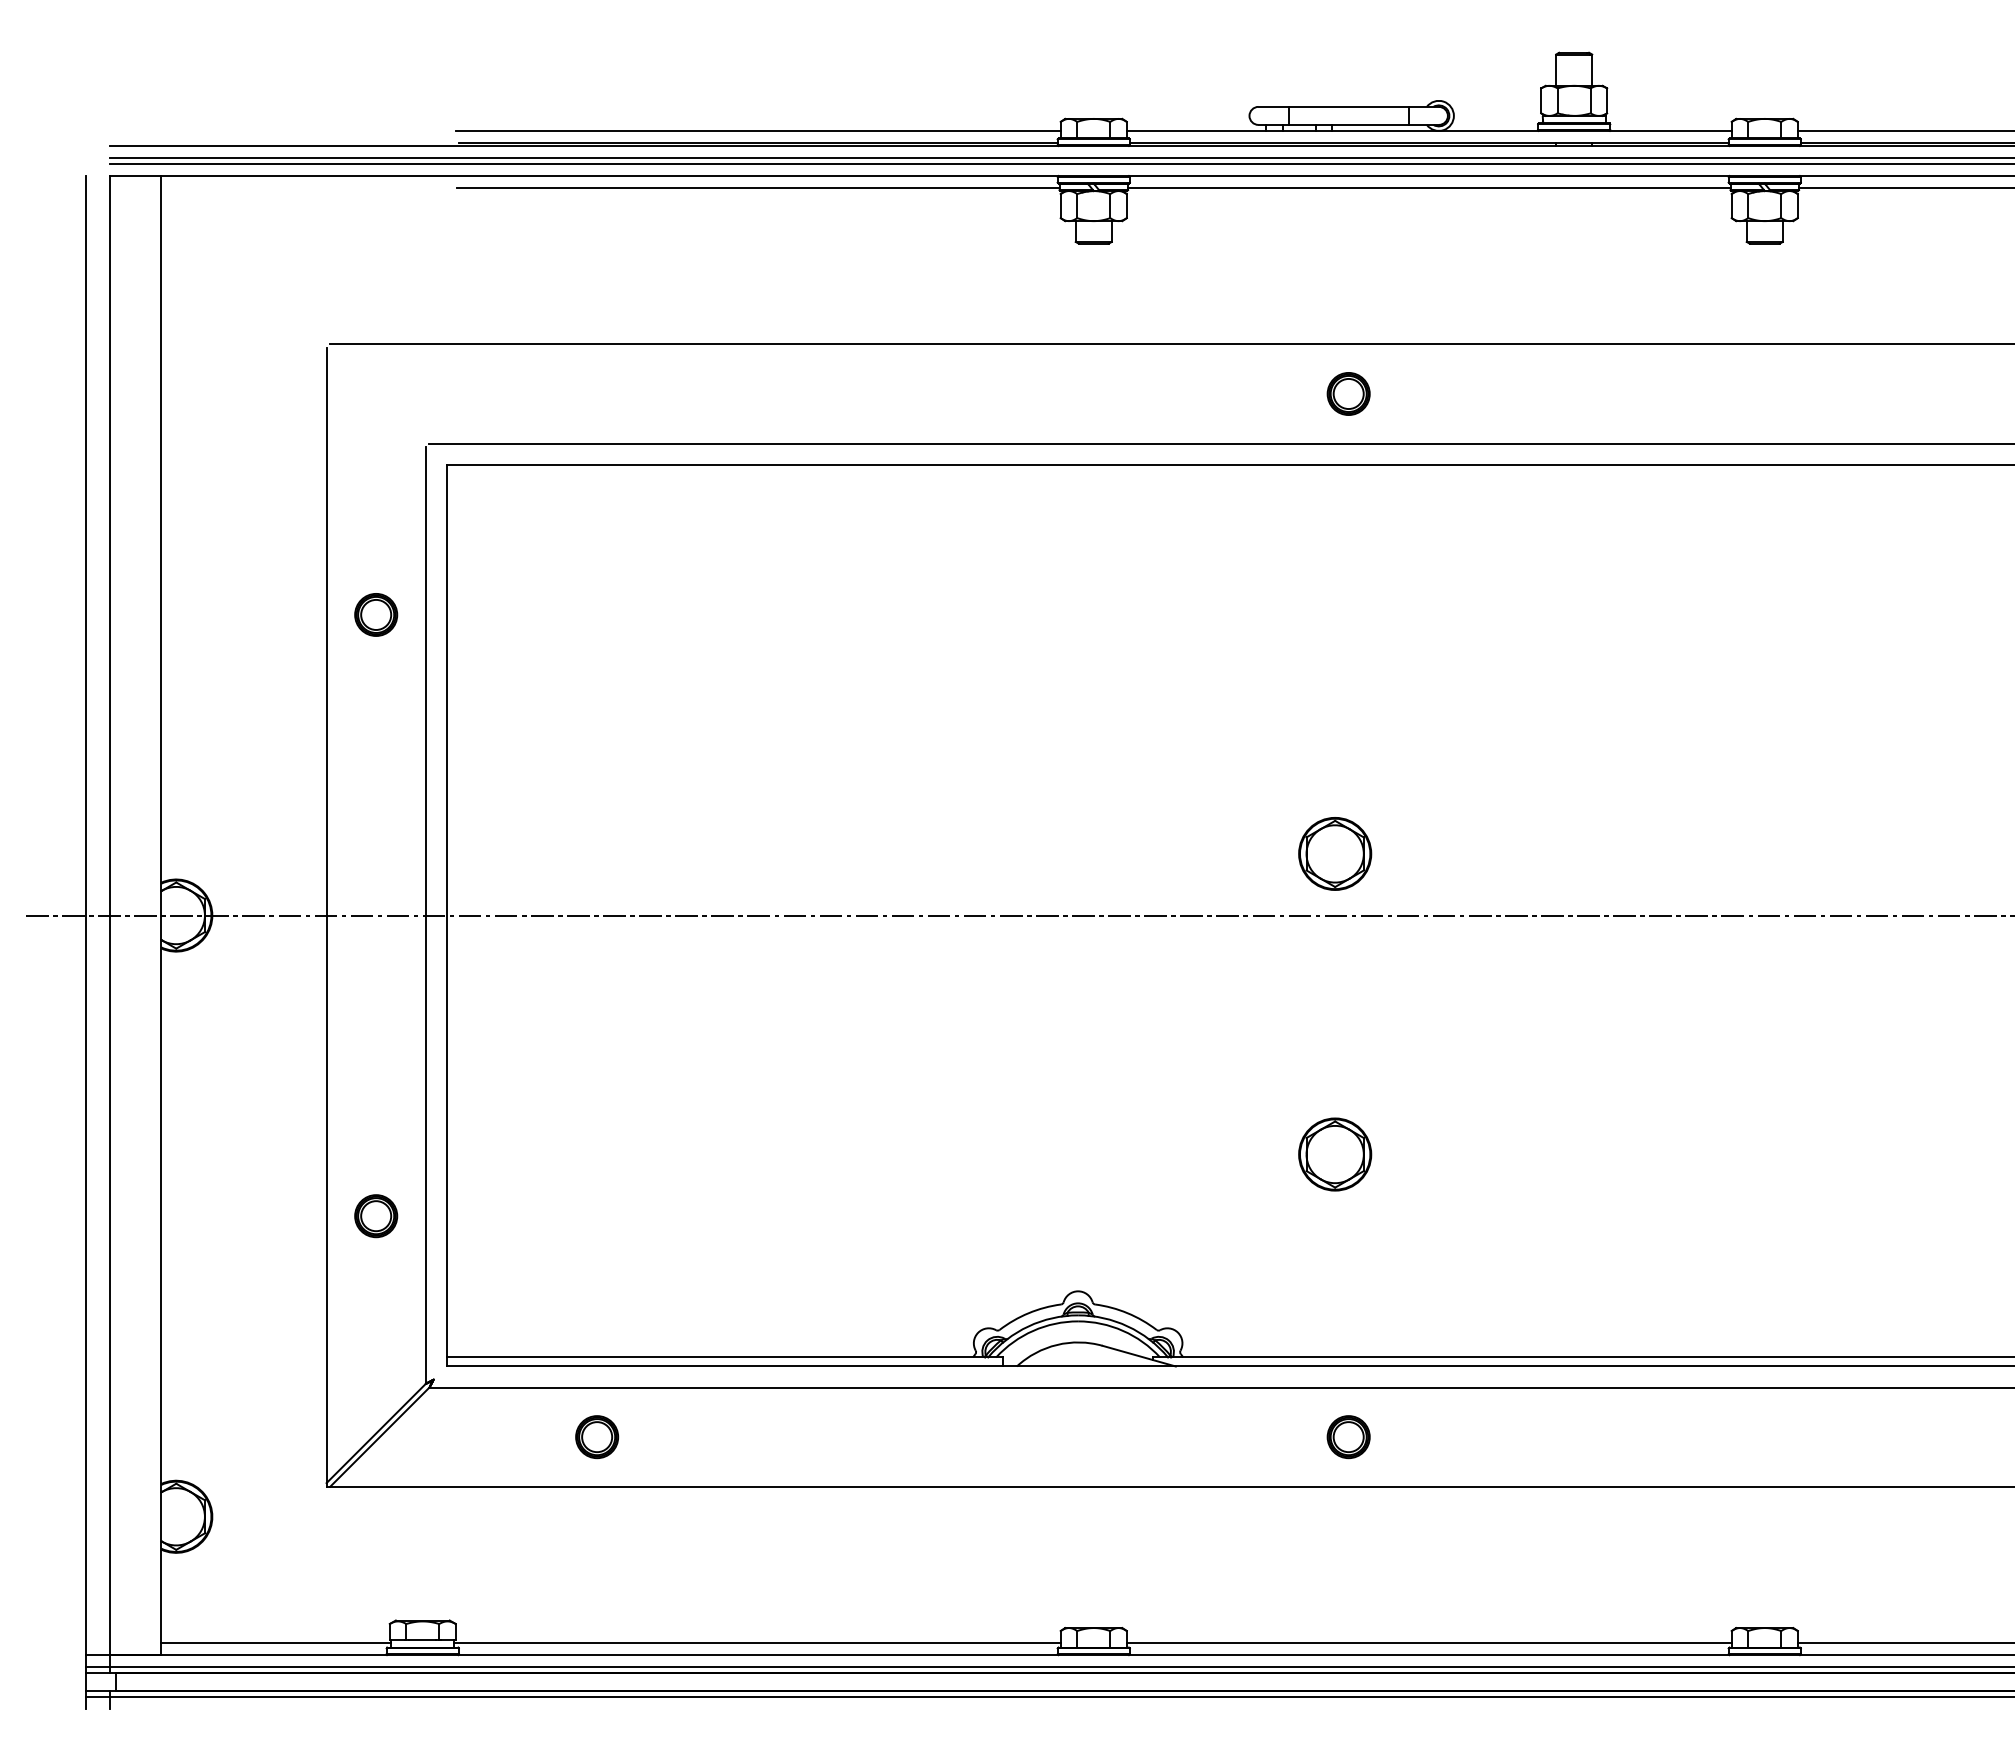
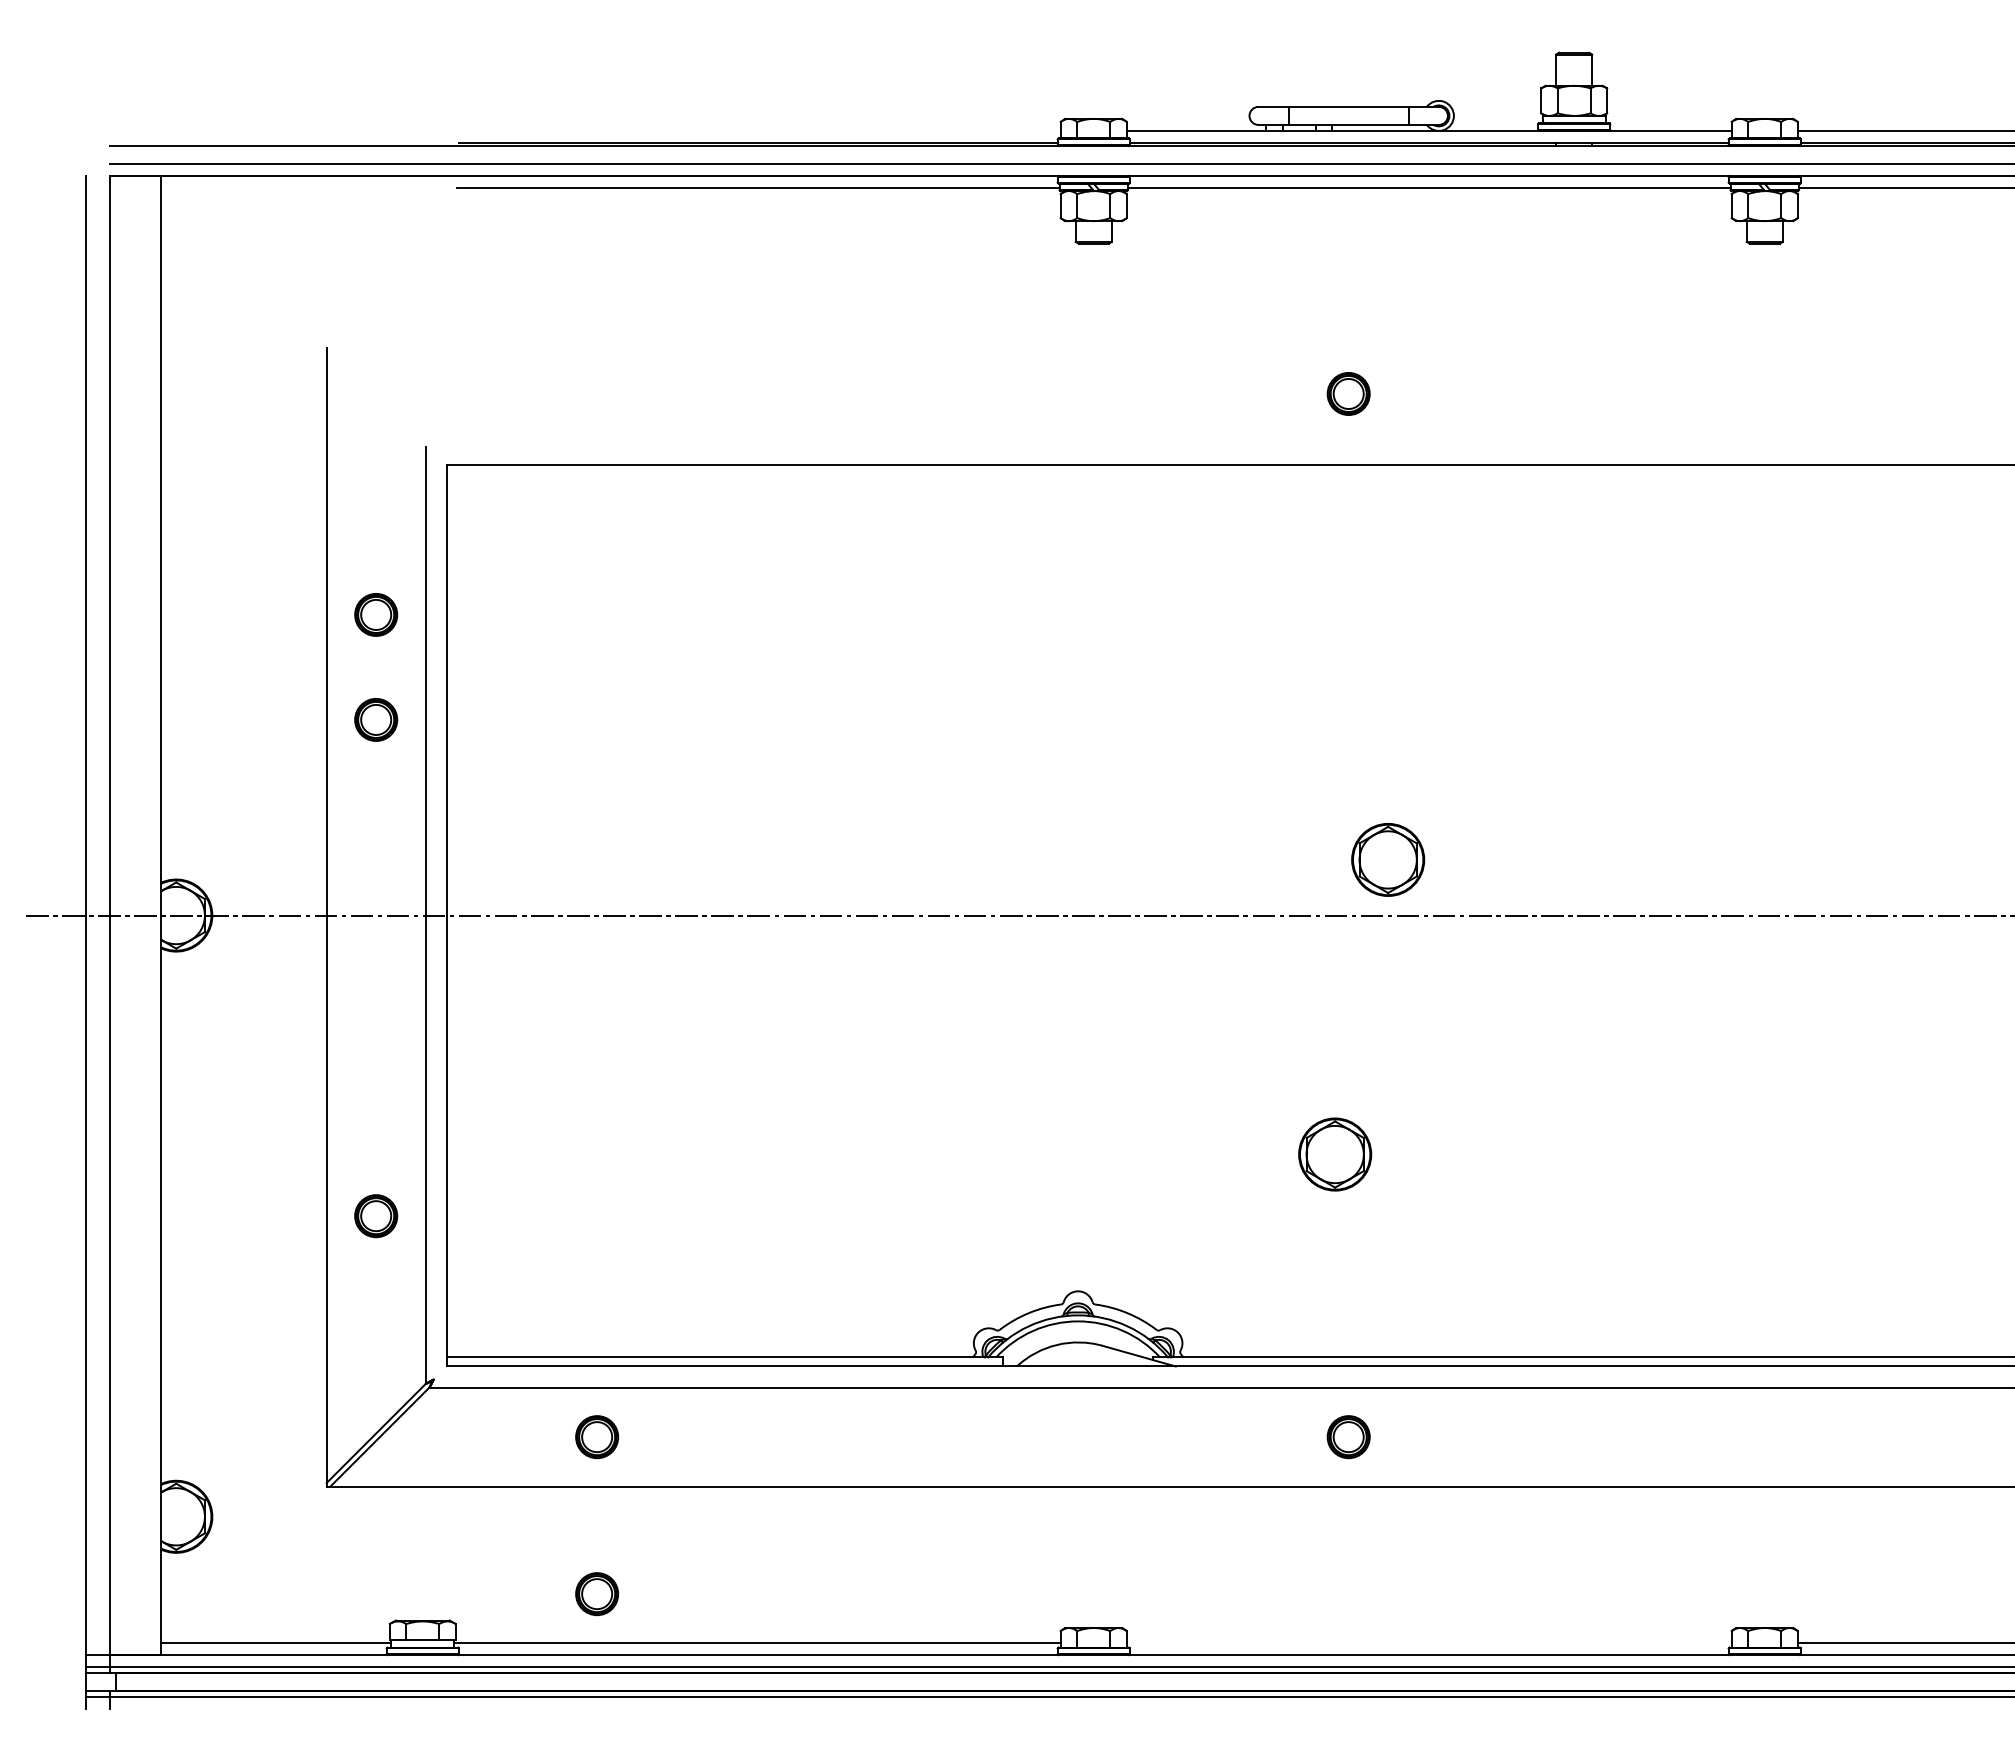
line: present -> none (757, 130)
line: present -> none (1060, 158)
line: present -> none (1170, 344)
line: present -> none (1220, 443)
part: none -> present (376, 719)
part position: (1335, 853) -> (1388, 859) (1388, 859)
part: none -> present (597, 1594)
line: present -> none (1428, 1643)
